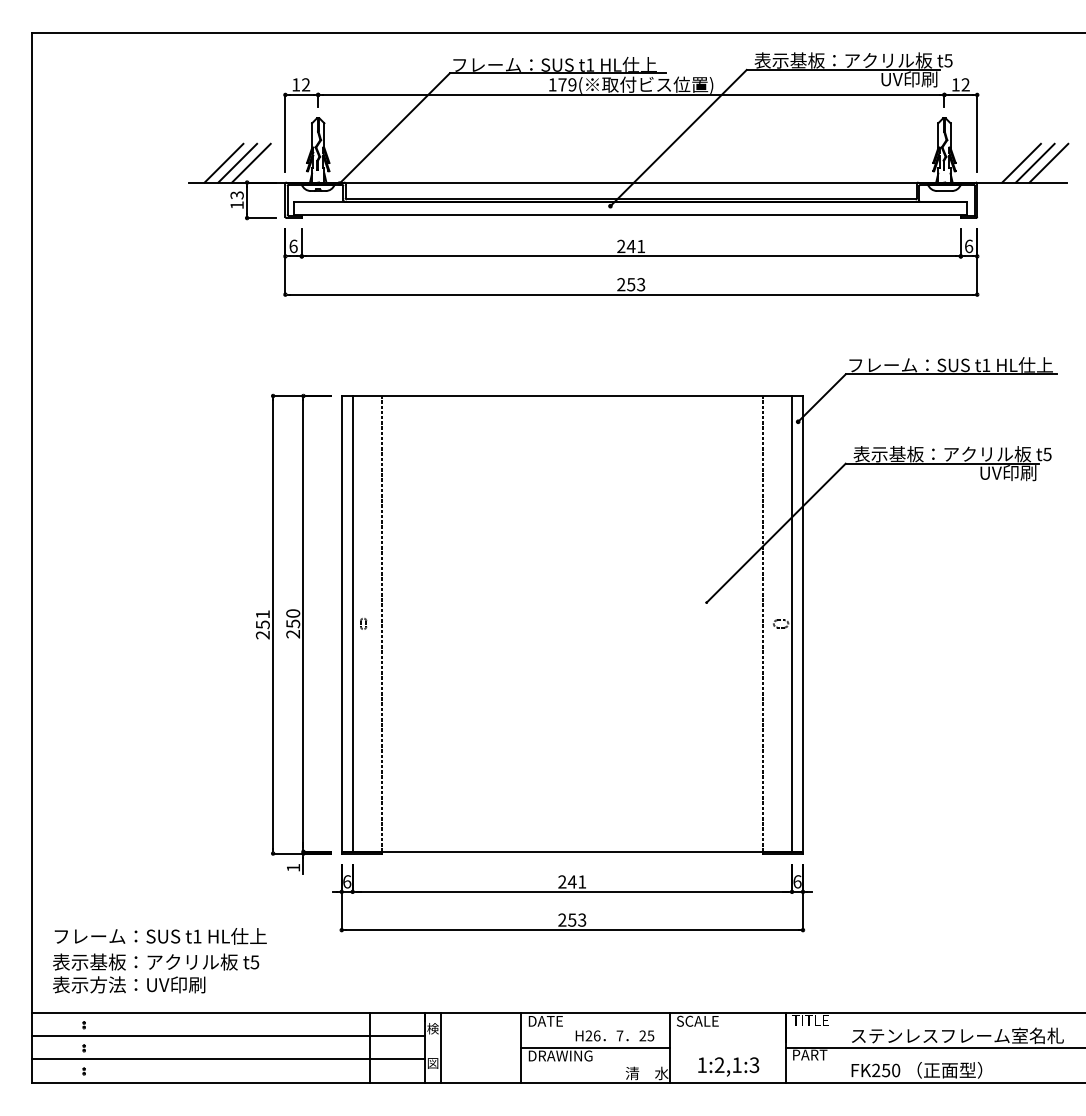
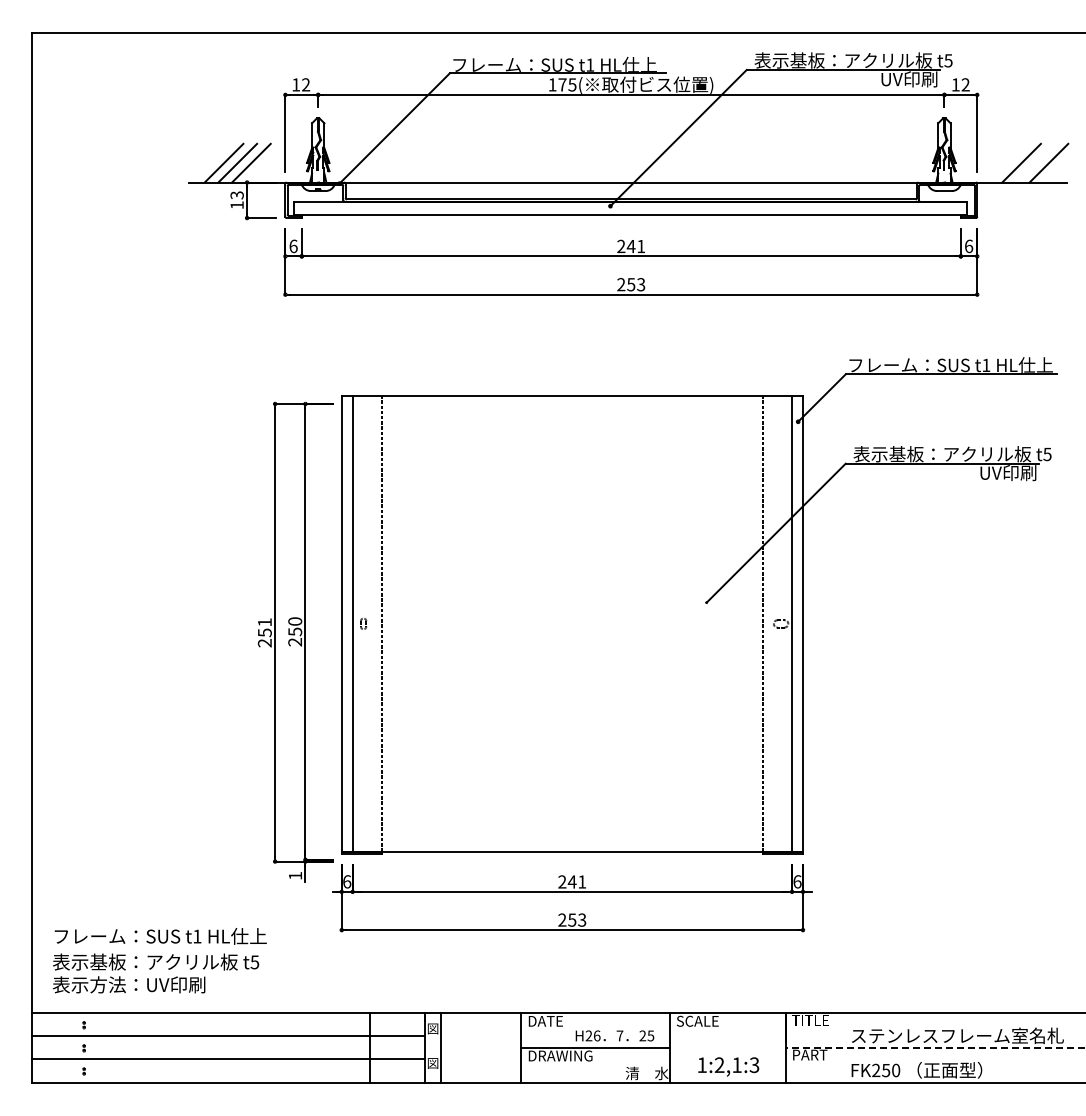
text: 179( -> 175( (572, 84)
line: present -> none (1034, 162)
part position: (293, 633) -> (295, 641) (295, 641)
text: 検 -> 図 (432, 1028)
line: solid -> dashed (935, 1047)
